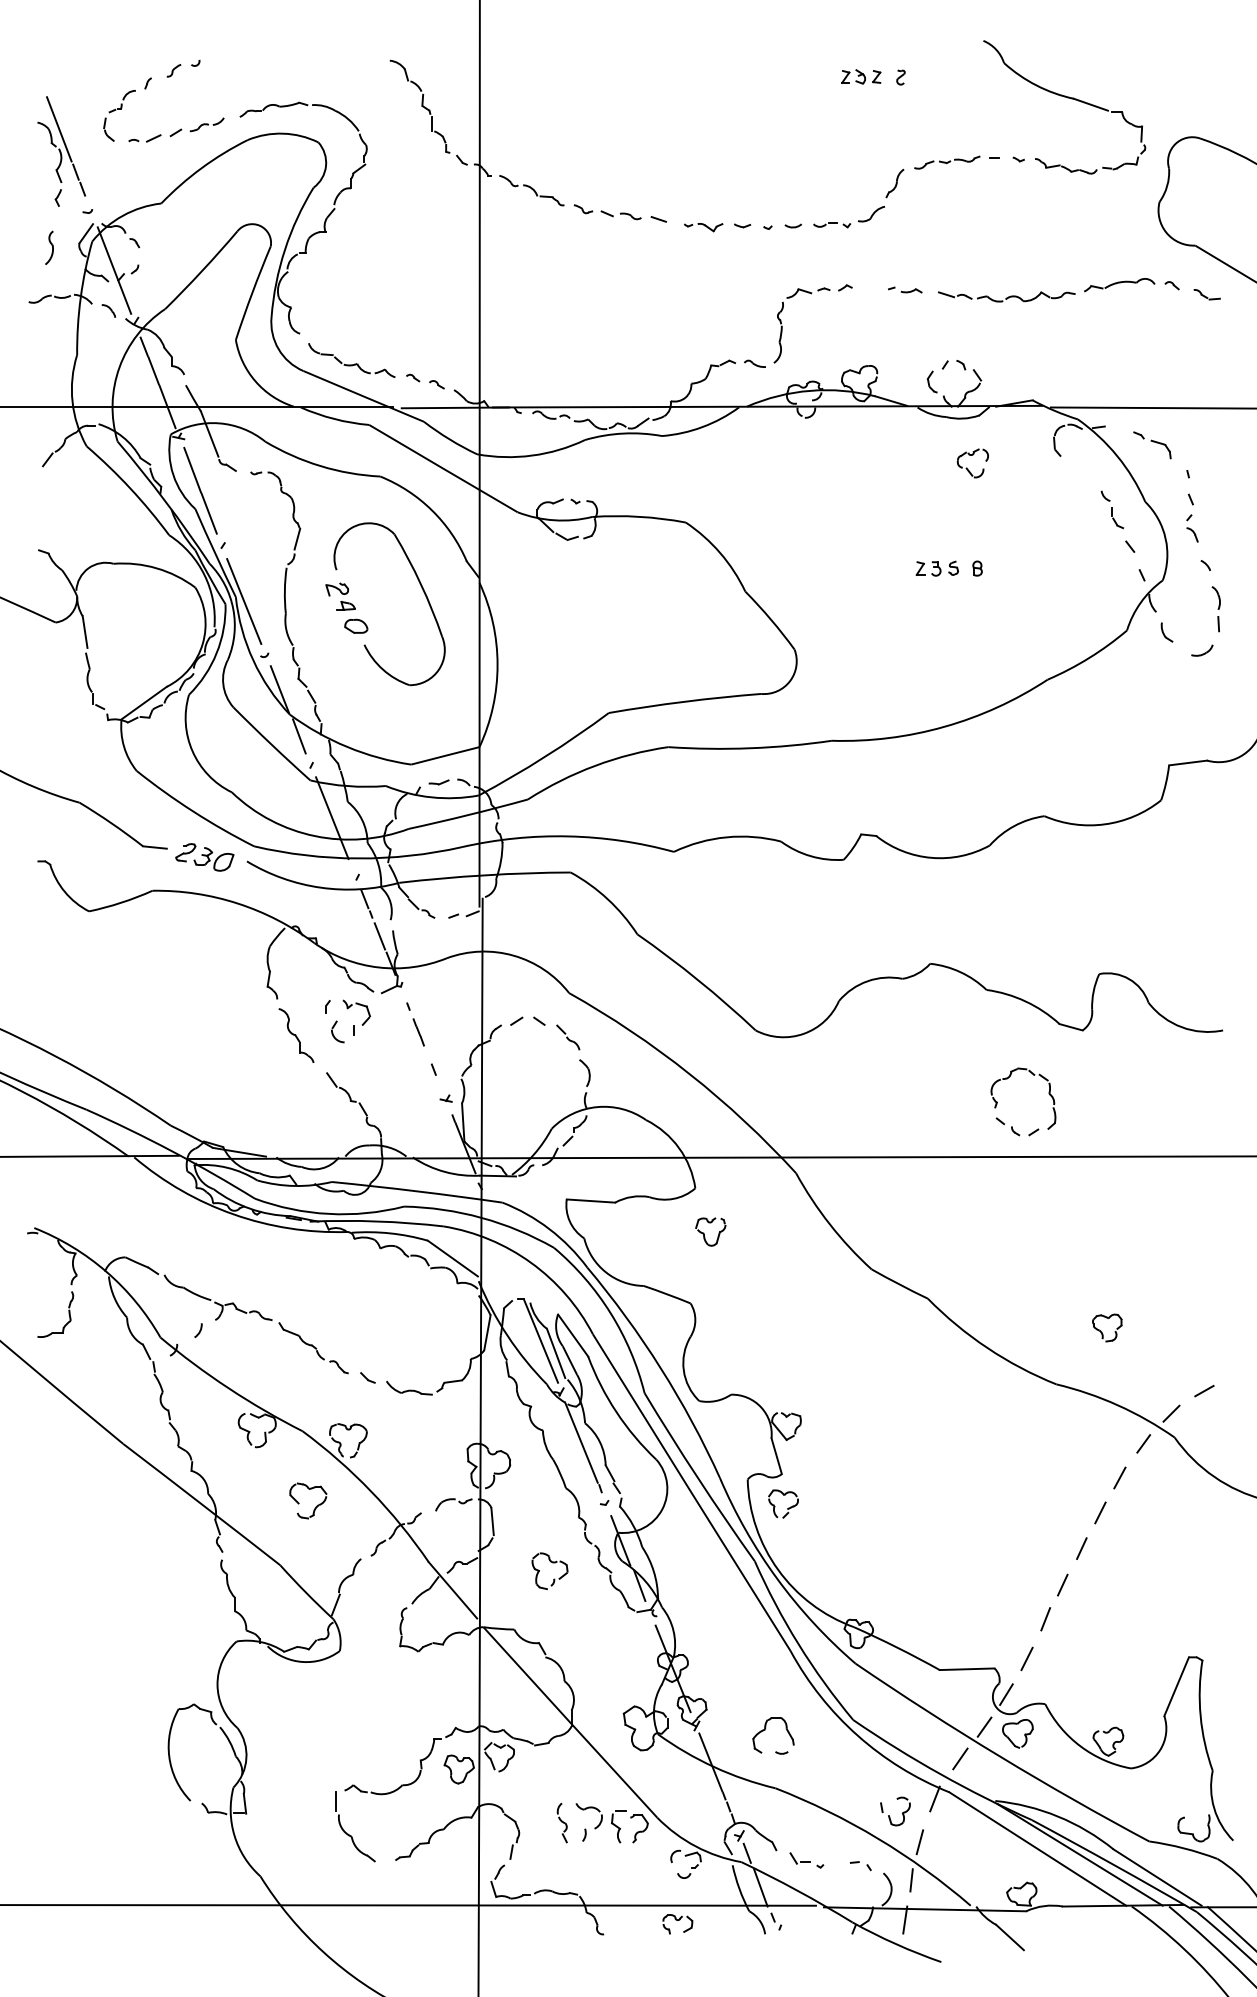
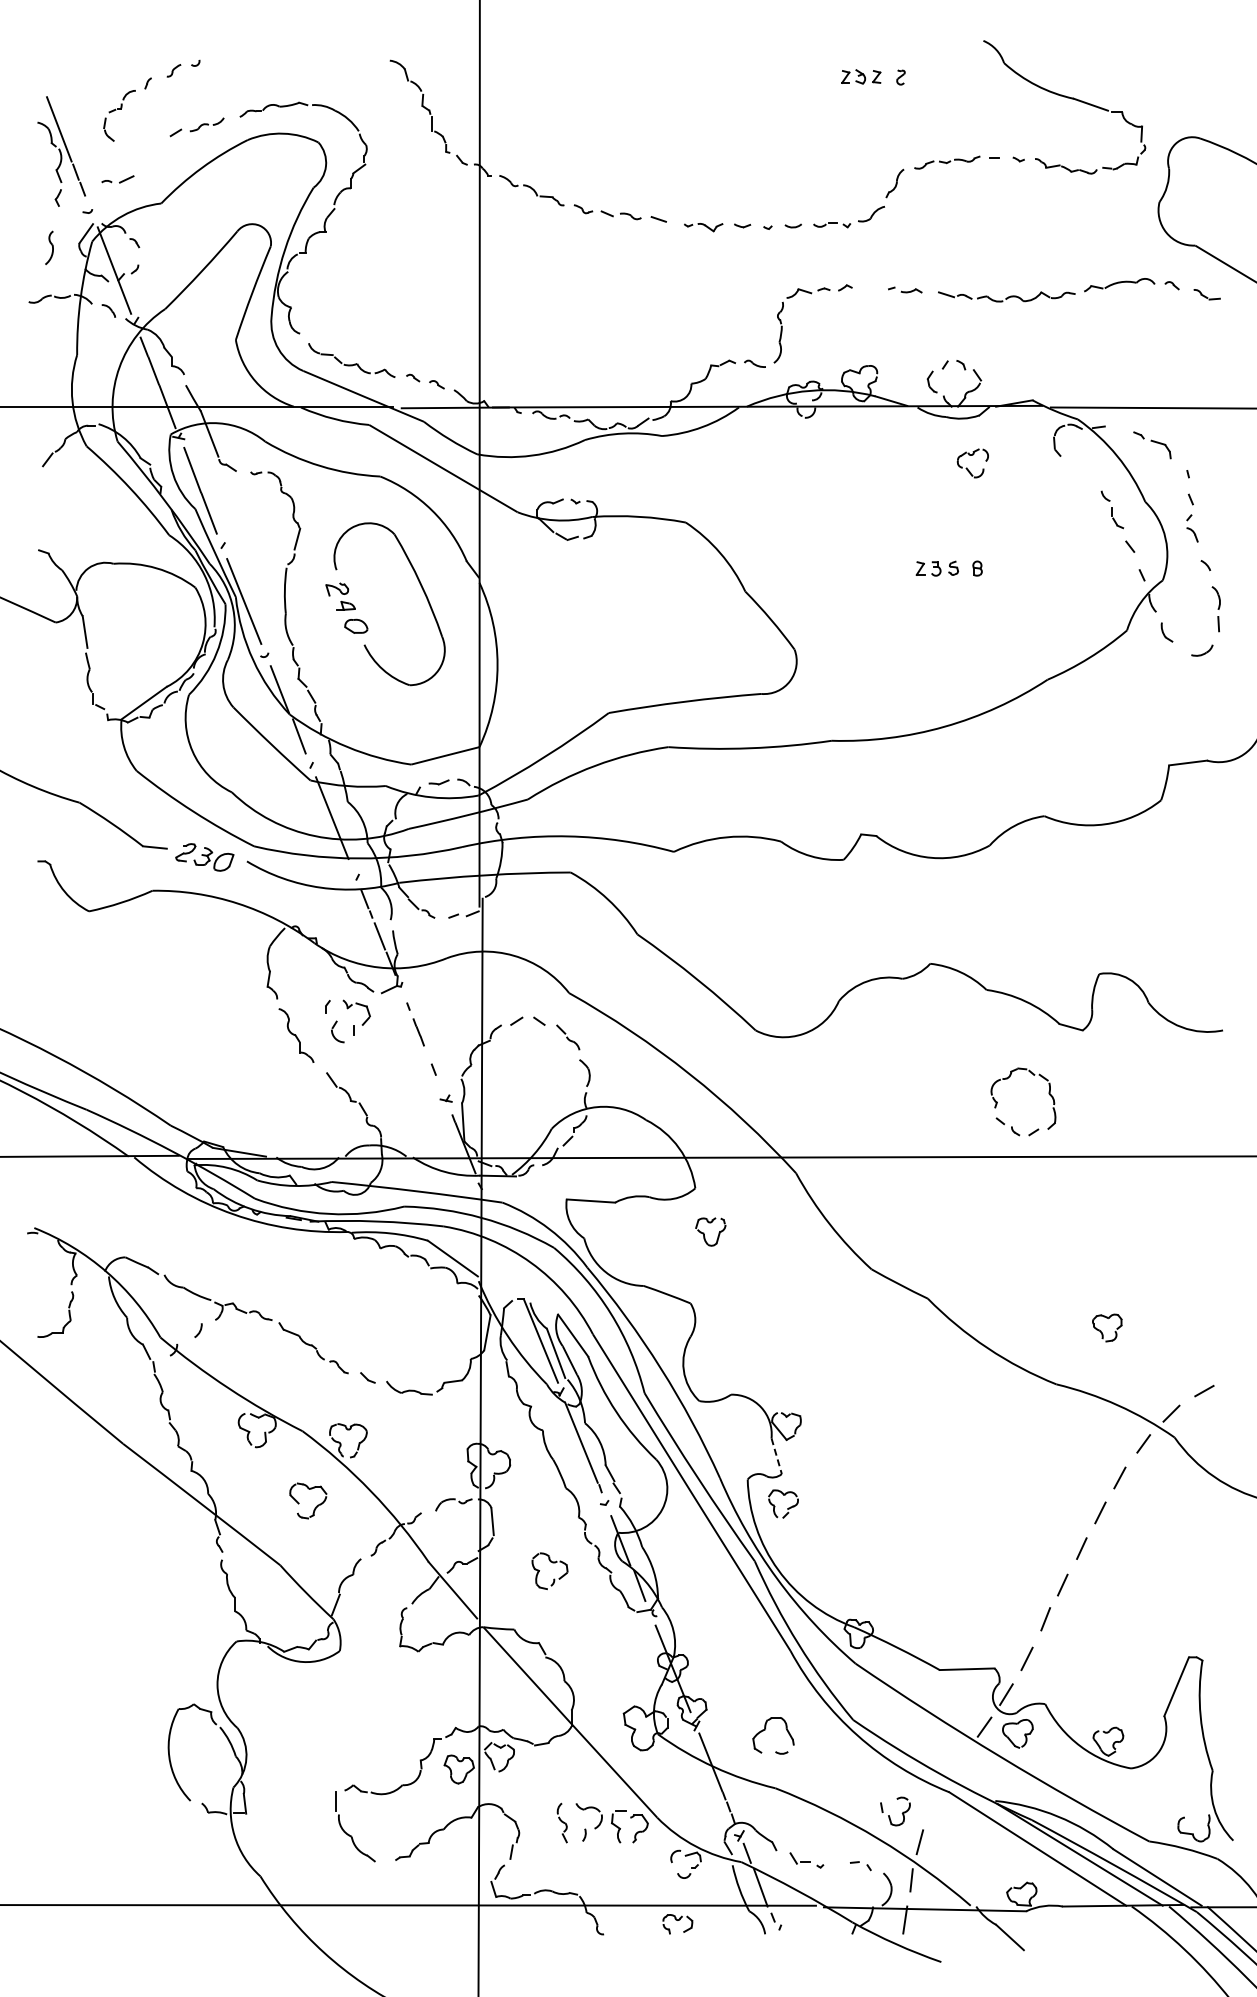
part position: (144, 138) -> (117, 179) (117, 179)
line: solid -> dashed (776, 1456)
line: present -> none (960, 1758)
line: present -> none (934, 1798)
